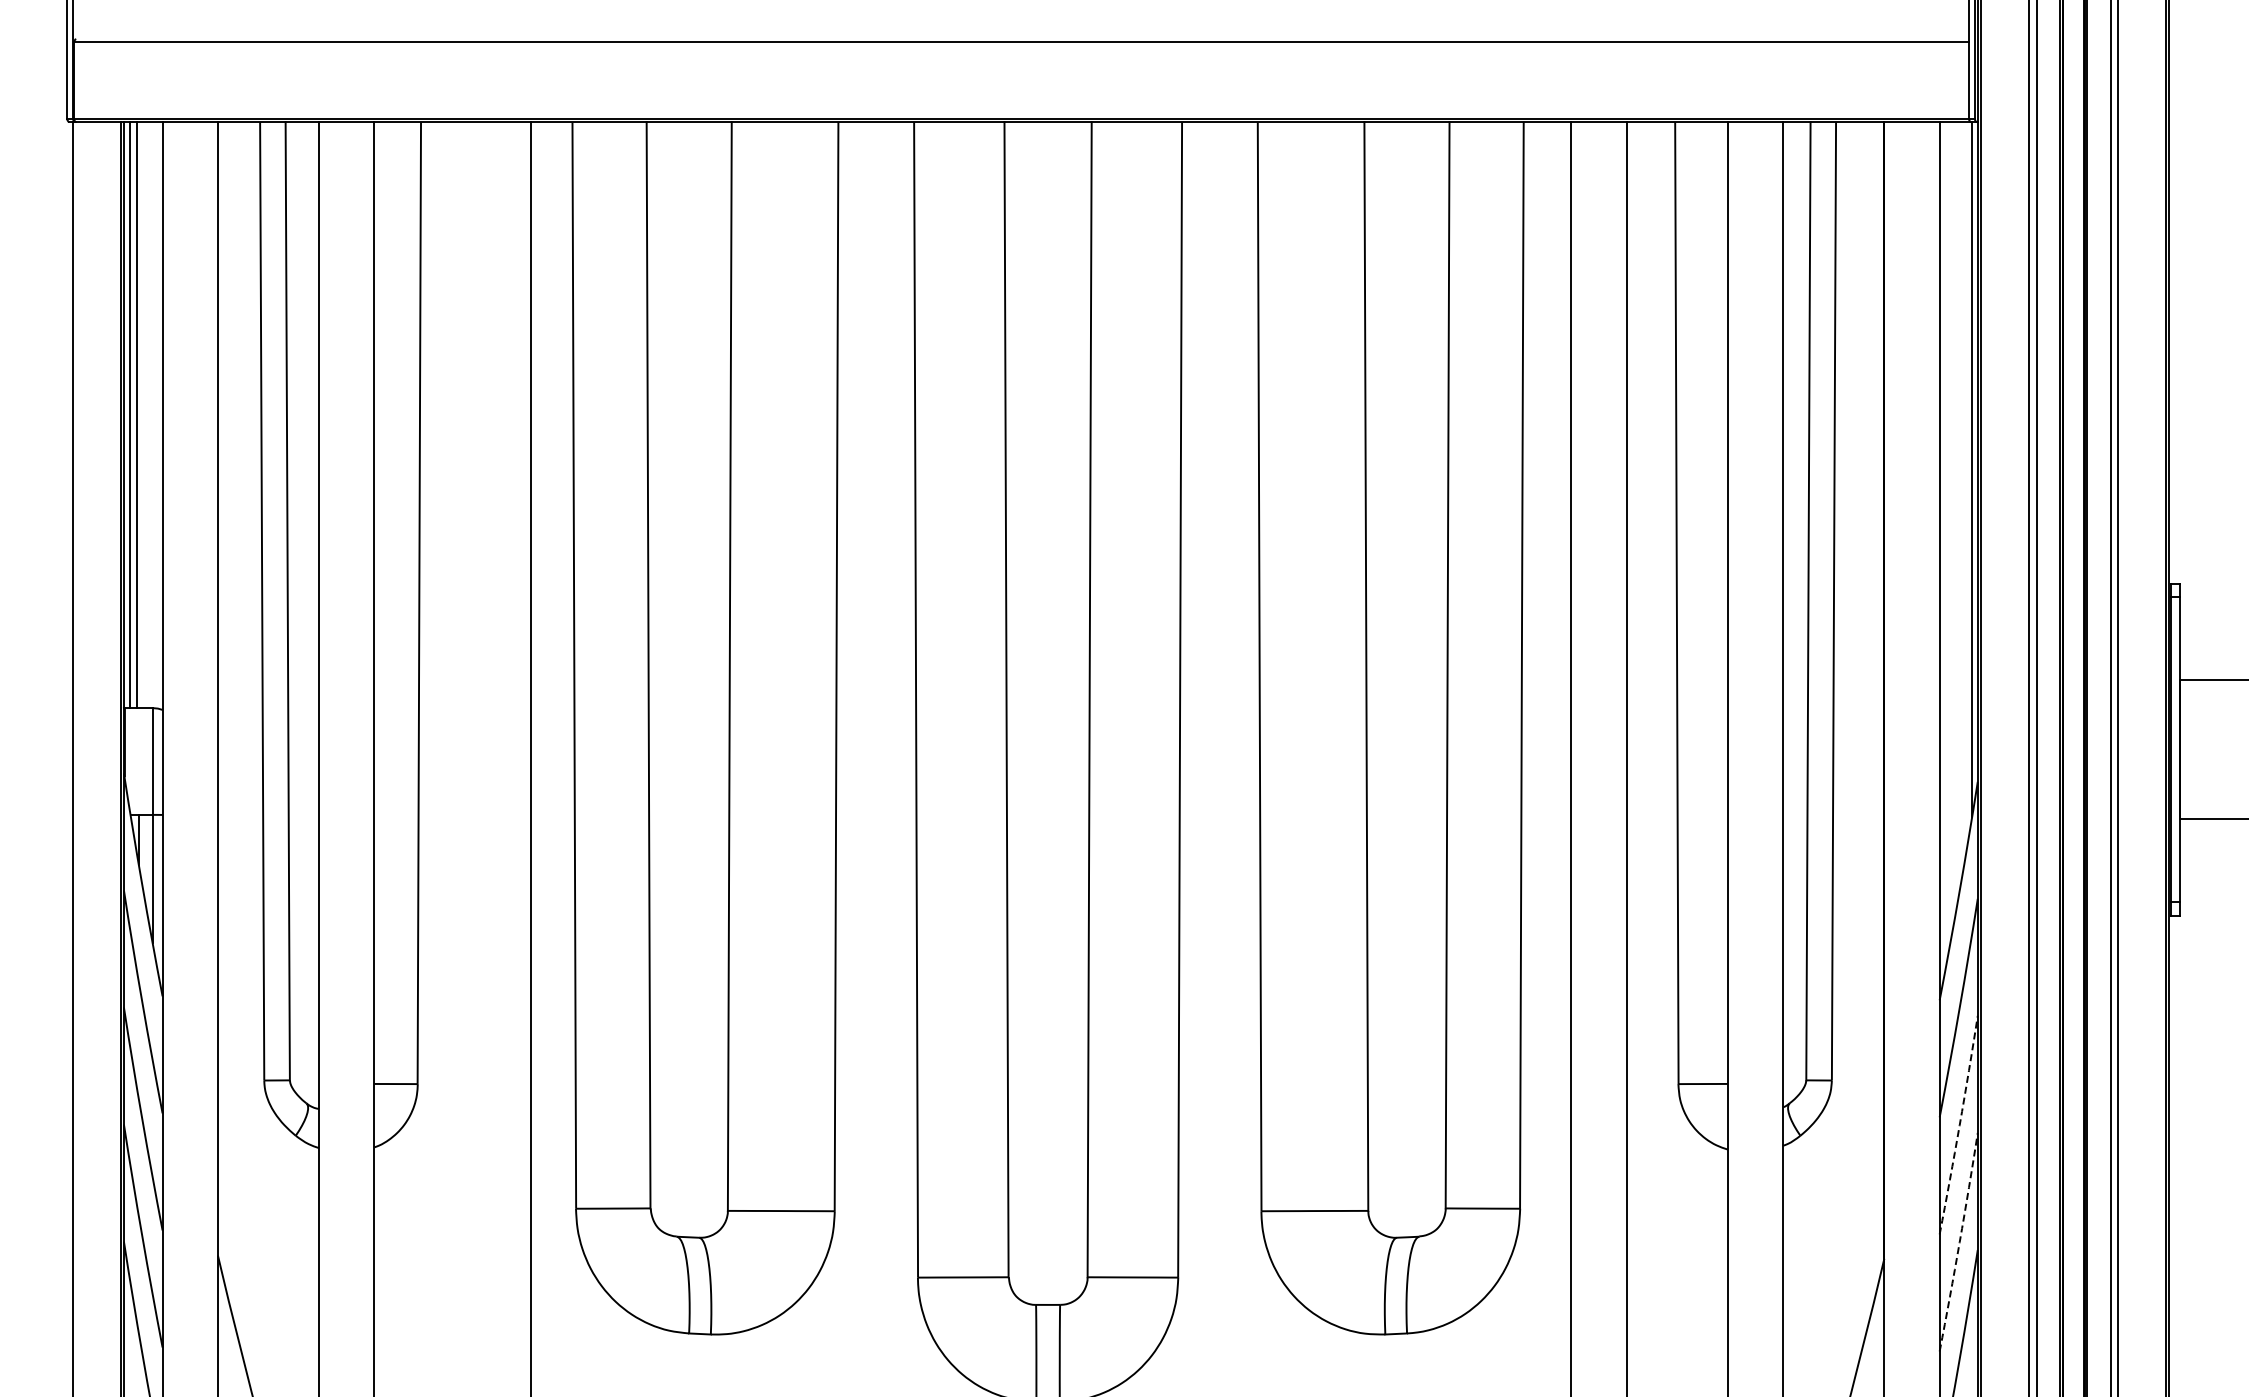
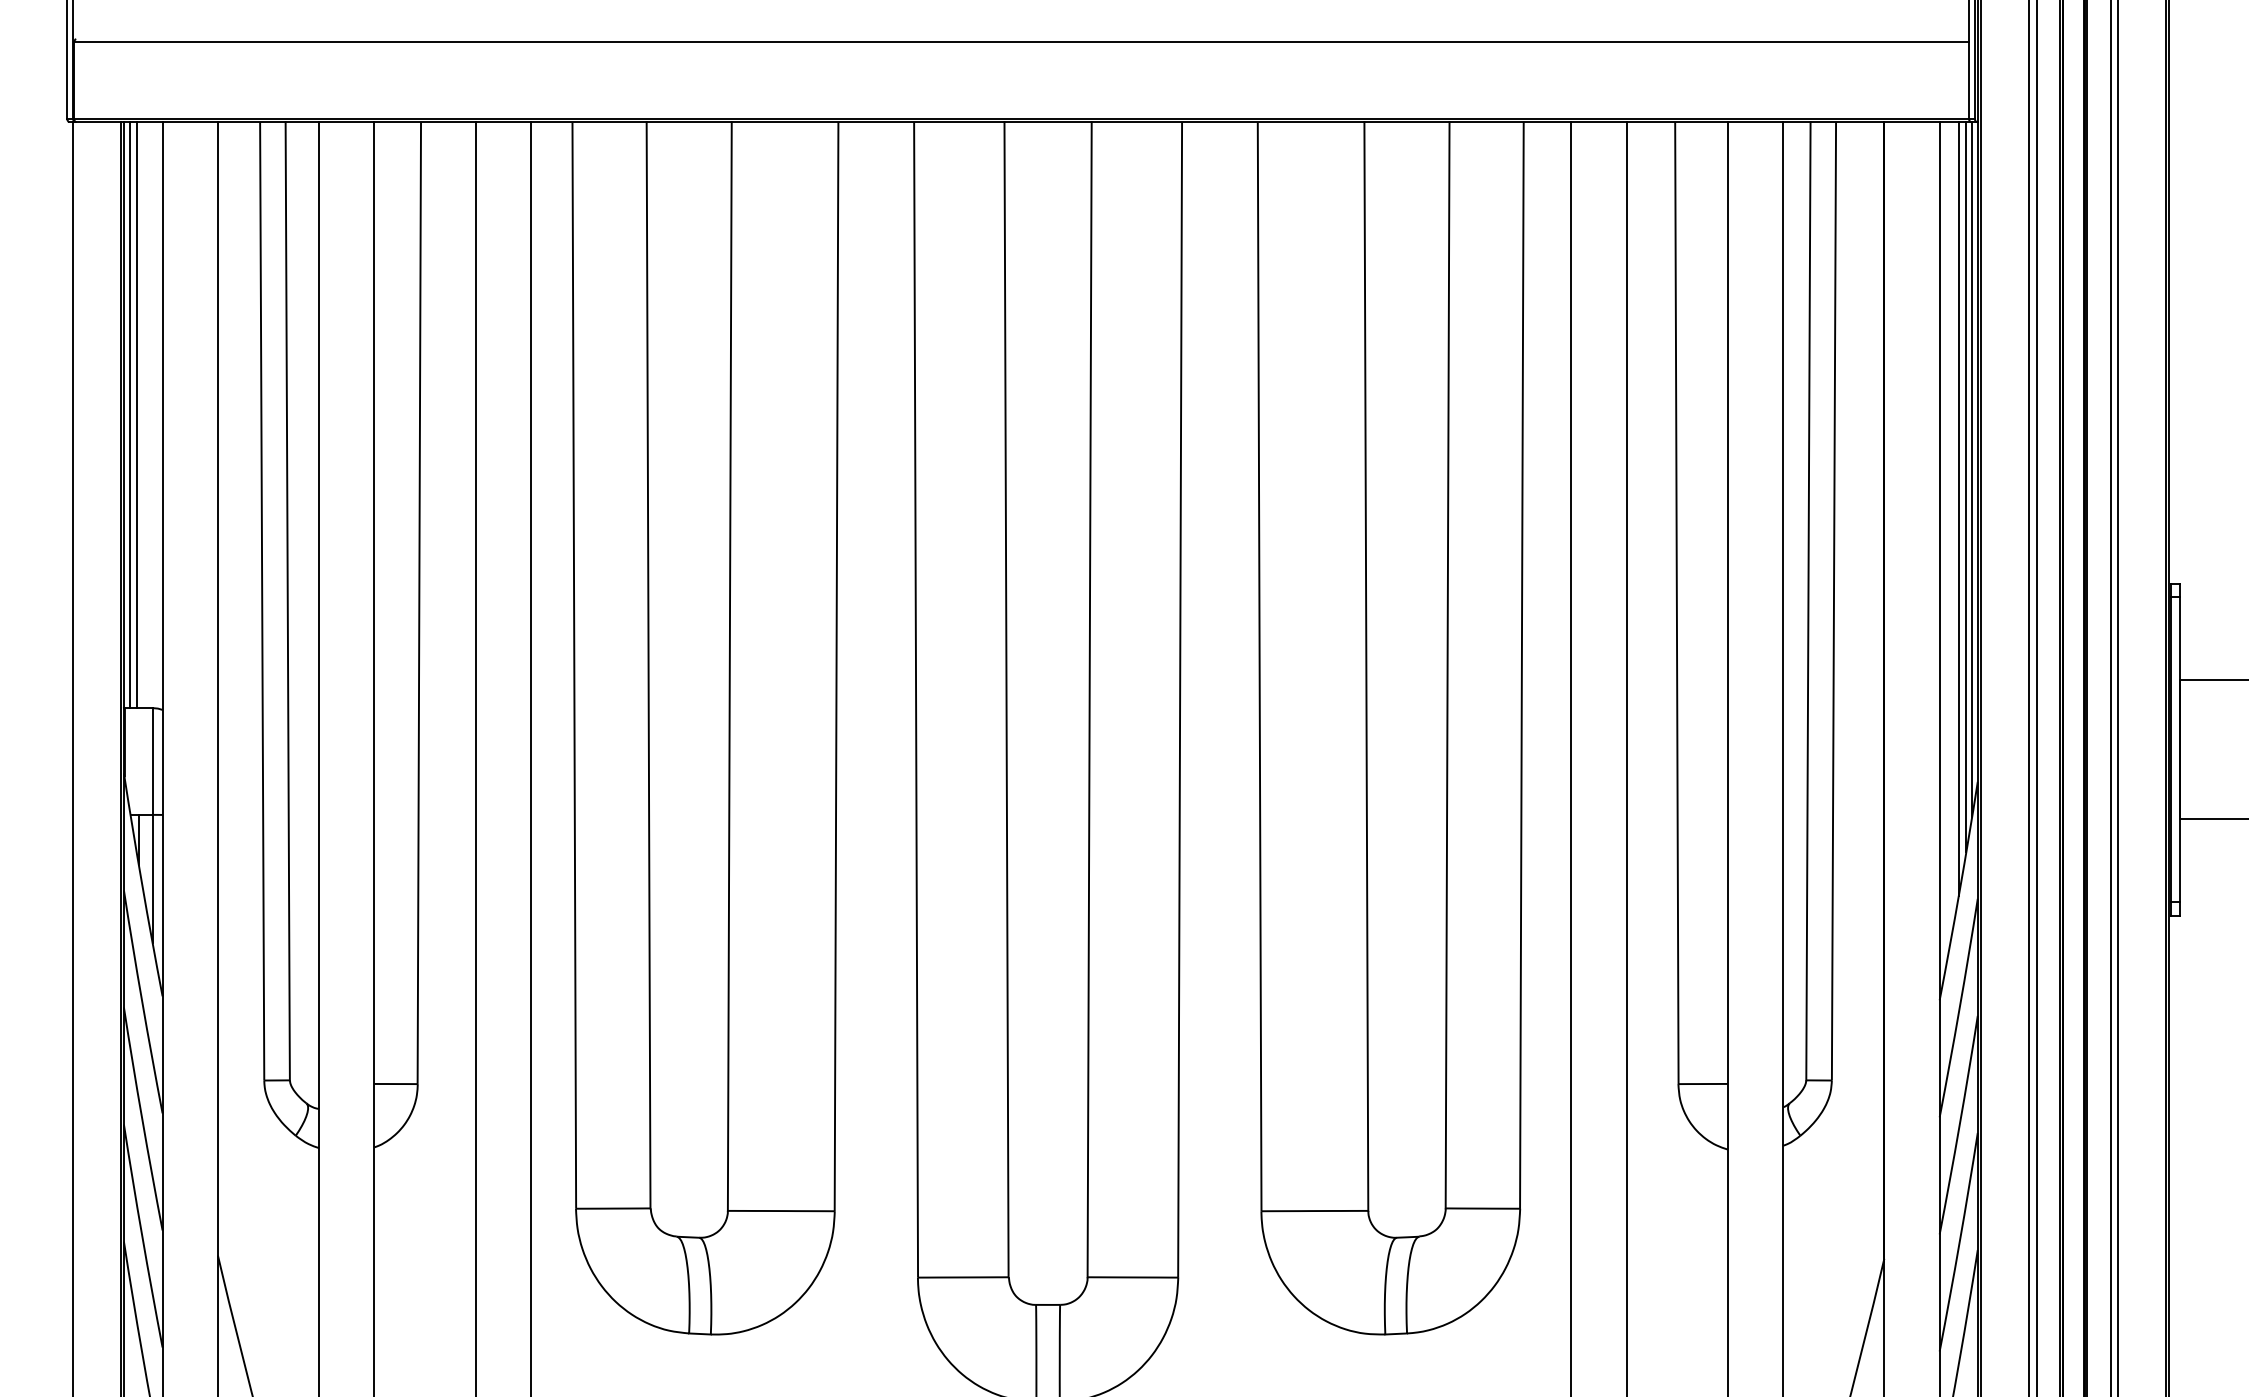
line: none -> present (1966, 487)
line: none -> present (1958, 508)
line: none -> present (475, 757)
arc: dashed -> solid (1959, 1125)
arc: dashed -> solid (1959, 1242)
